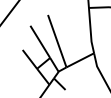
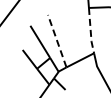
line: solid -> dashed (90, 31)
line: solid -> dashed (57, 41)
